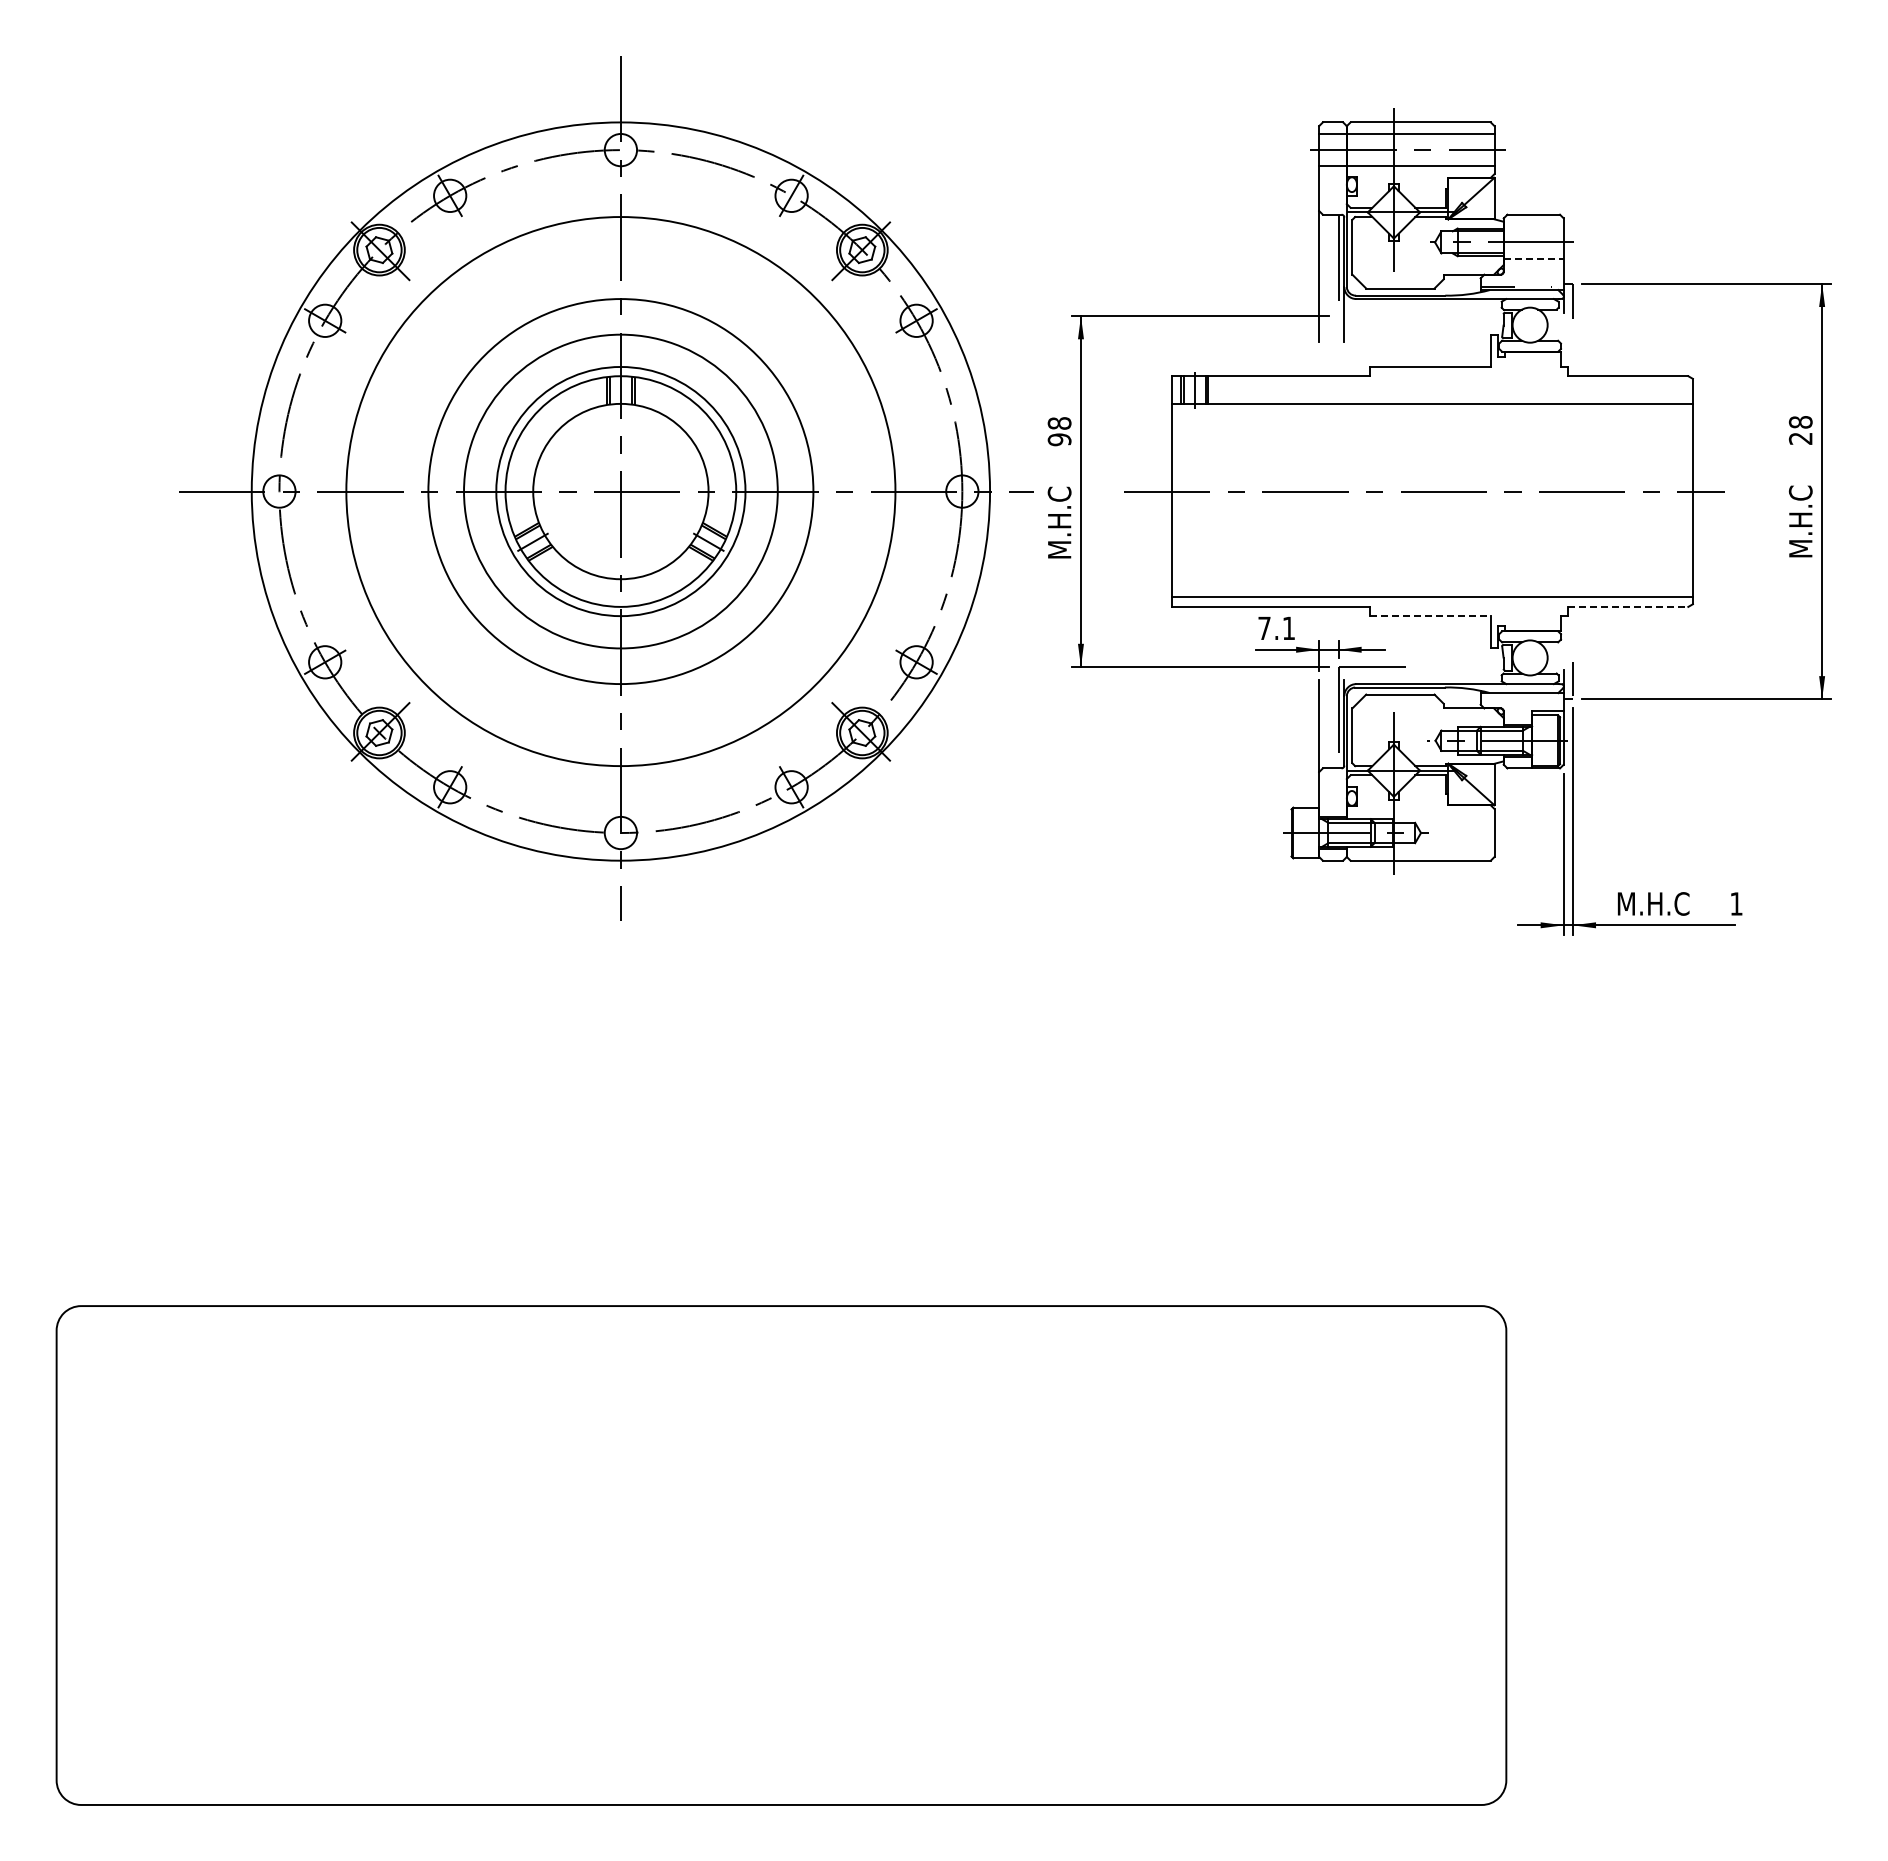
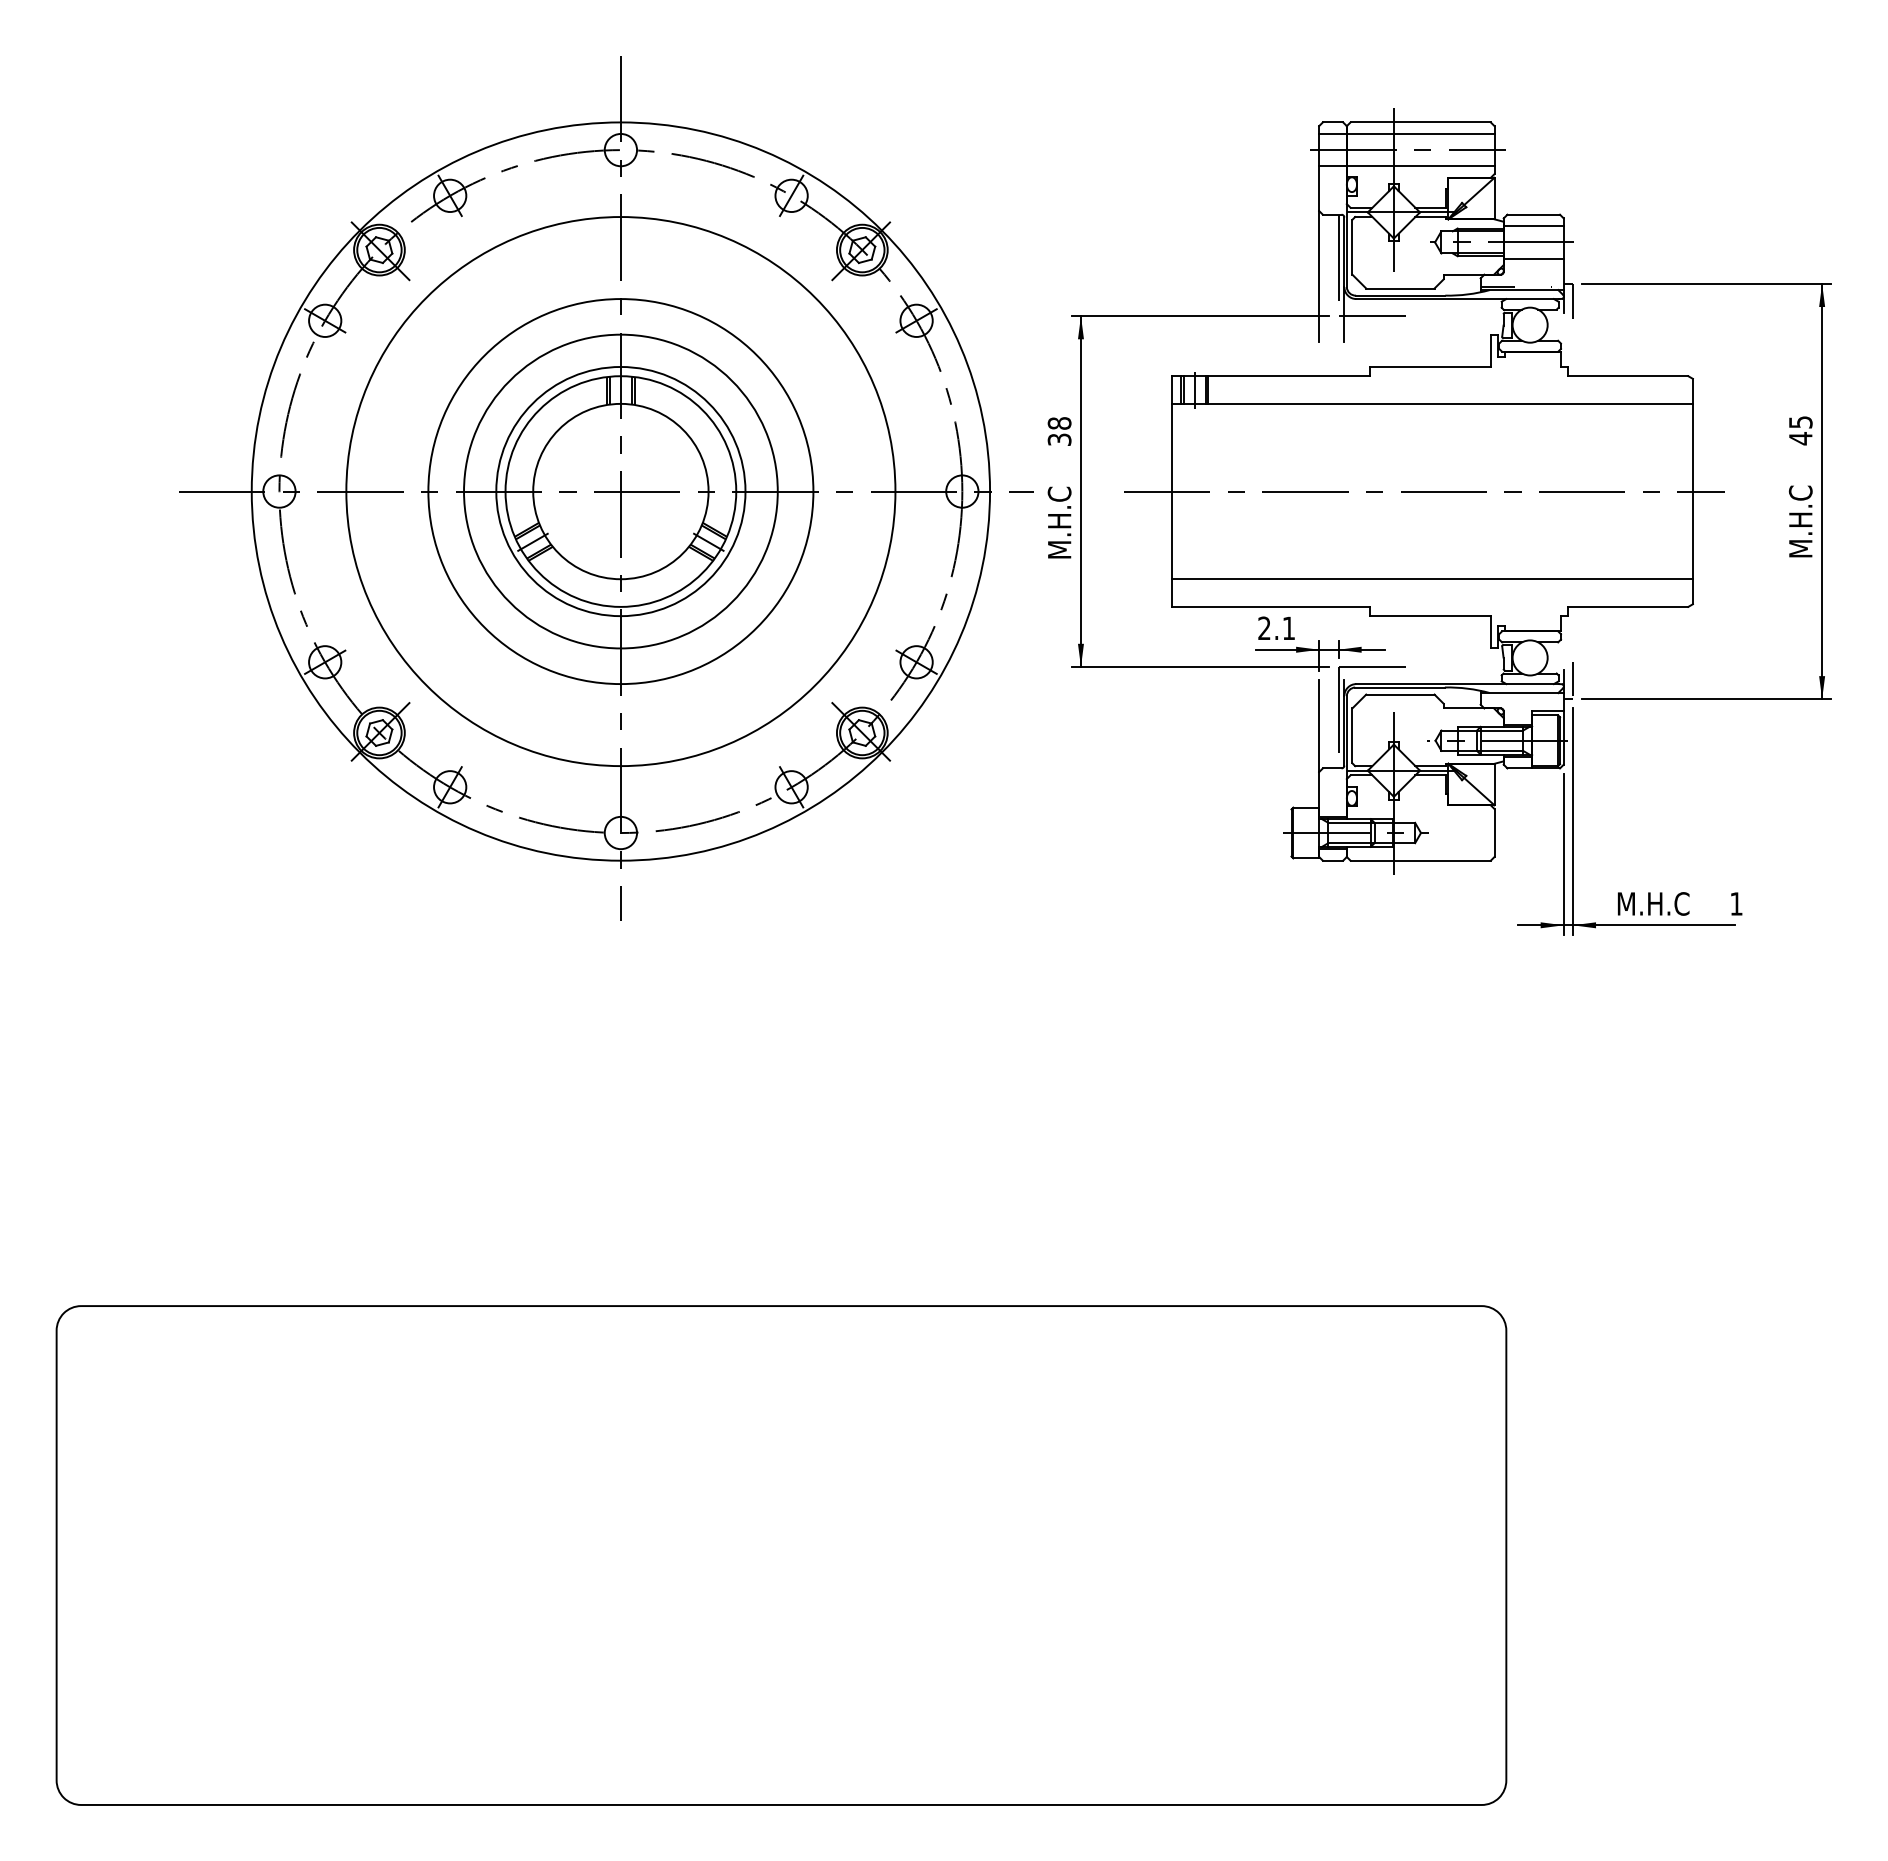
line: none -> present (1533, 226)
line: dashed -> solid (1533, 258)
line: none -> present (1371, 316)
text: 28 -> 45 (1800, 430)
text: 98 -> 38 (1059, 439)
line position: (1431, 597) -> (1431, 579) (1431, 579)
line: dashed -> solid (1628, 606)
line: dashed -> solid (1430, 616)
text: 7.1 -> 2.1 (1264, 627)
